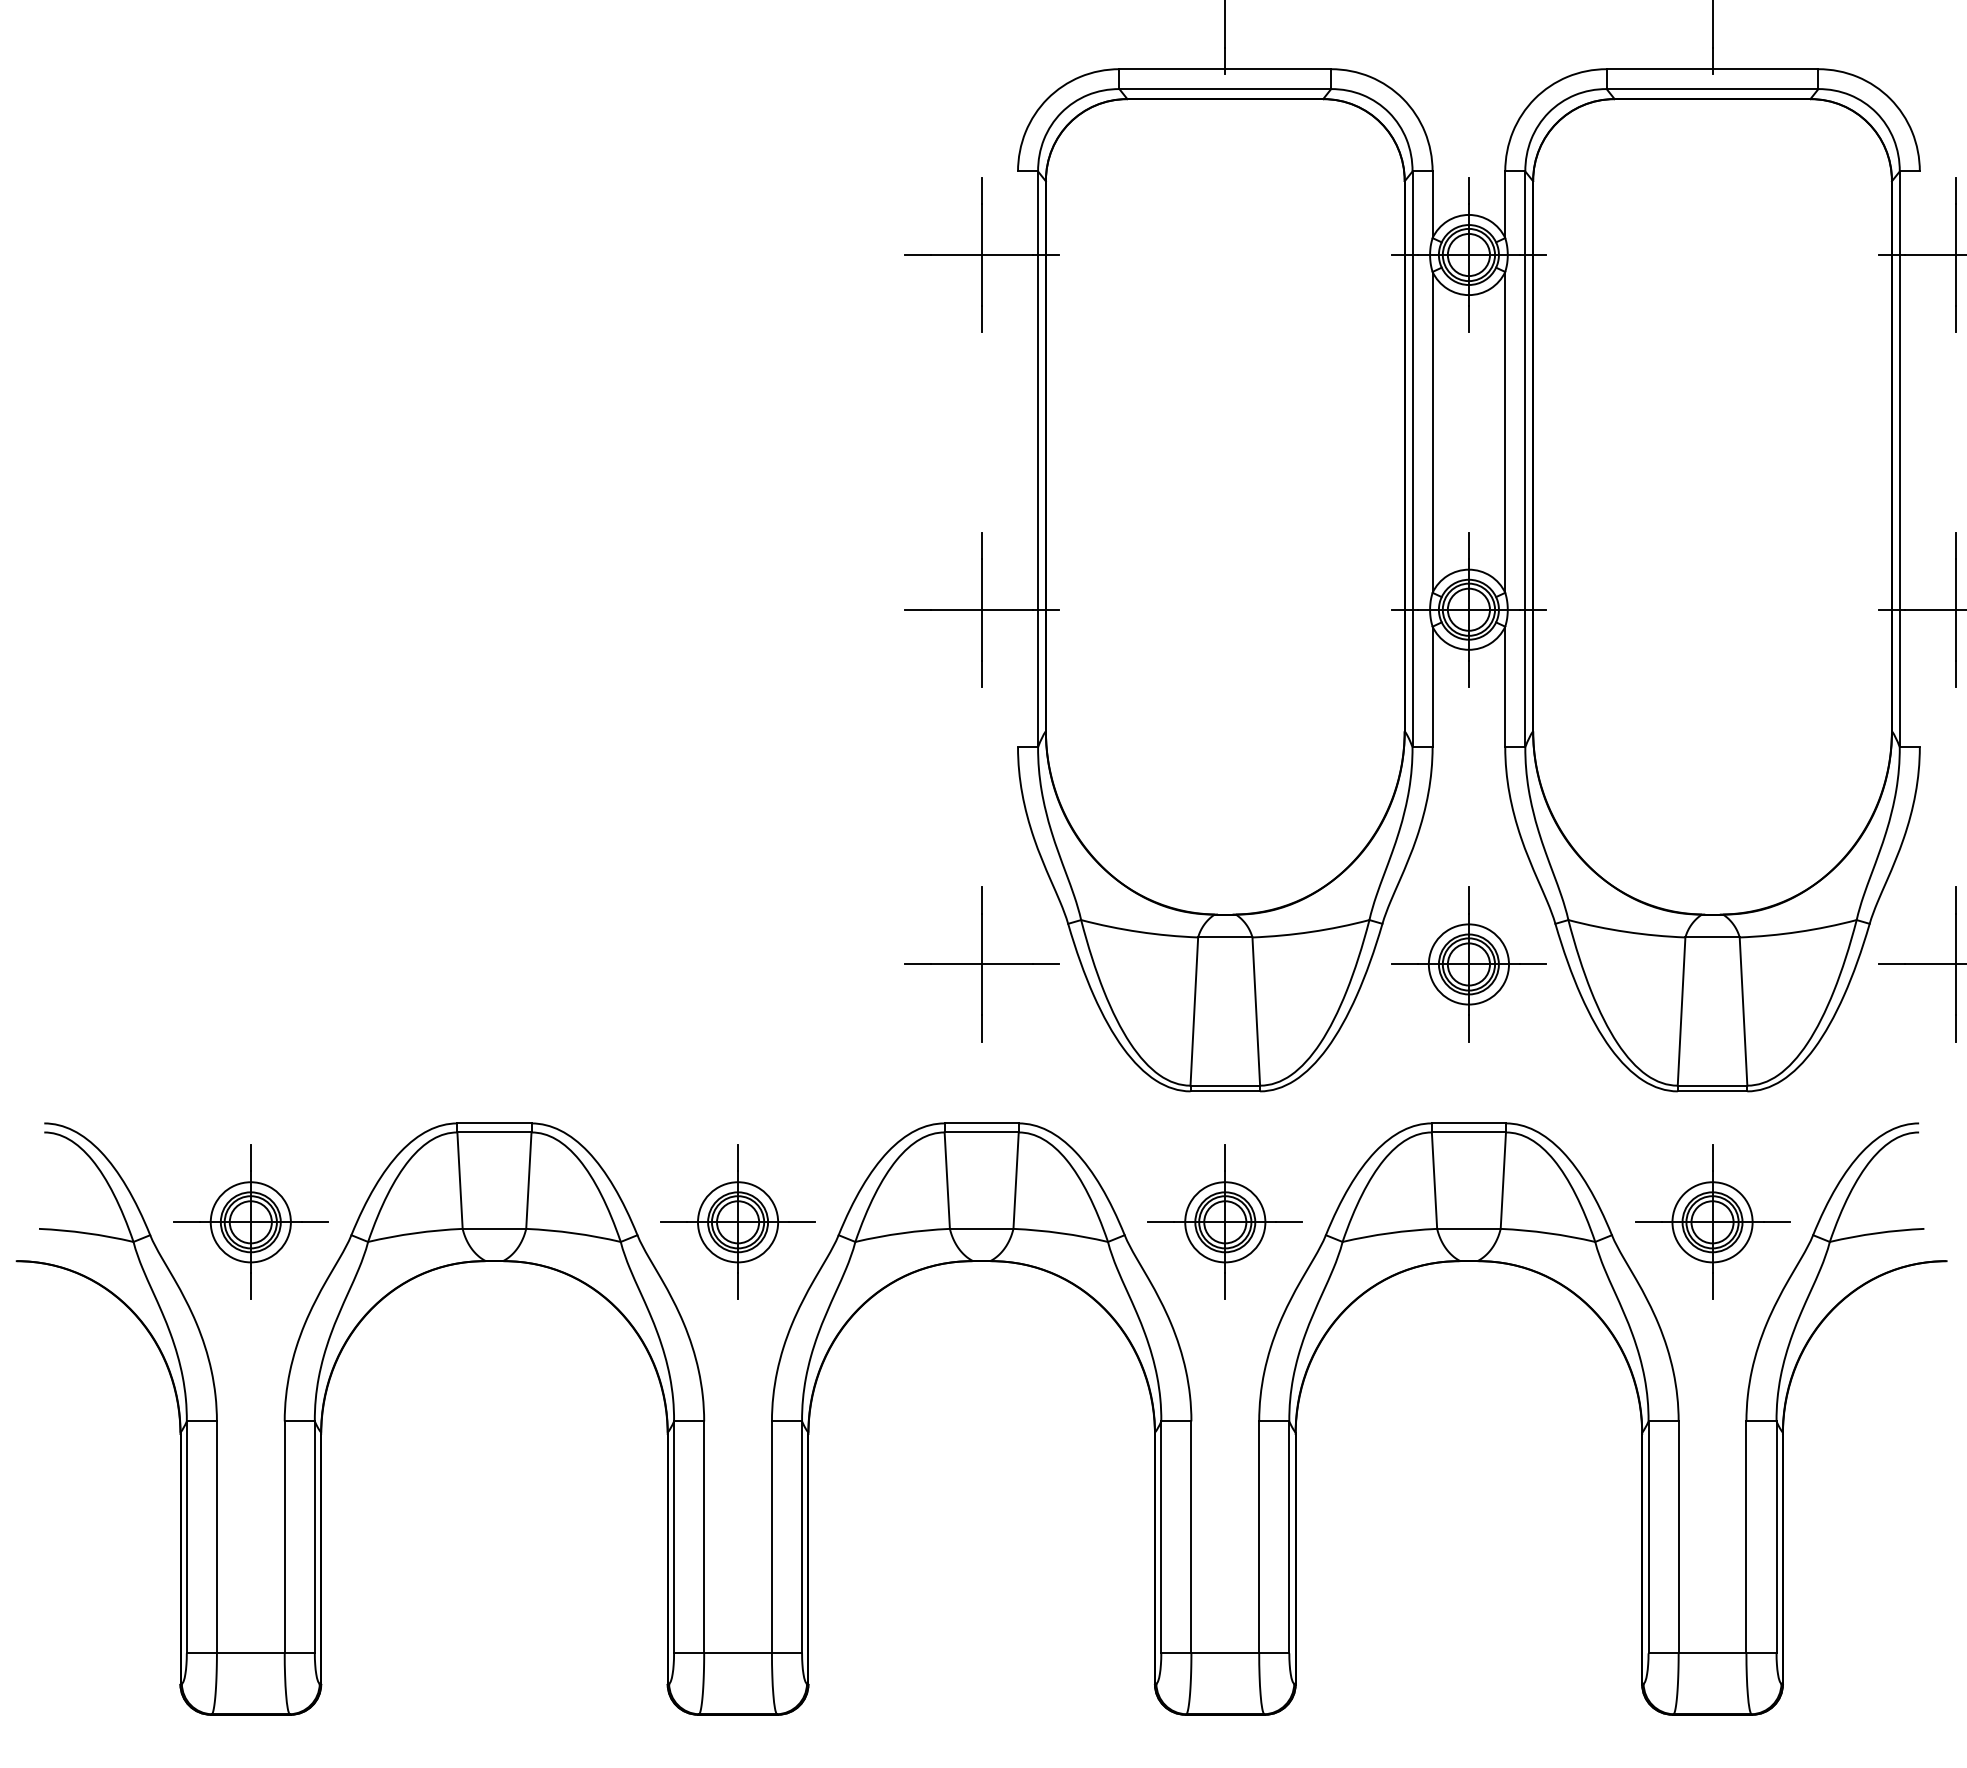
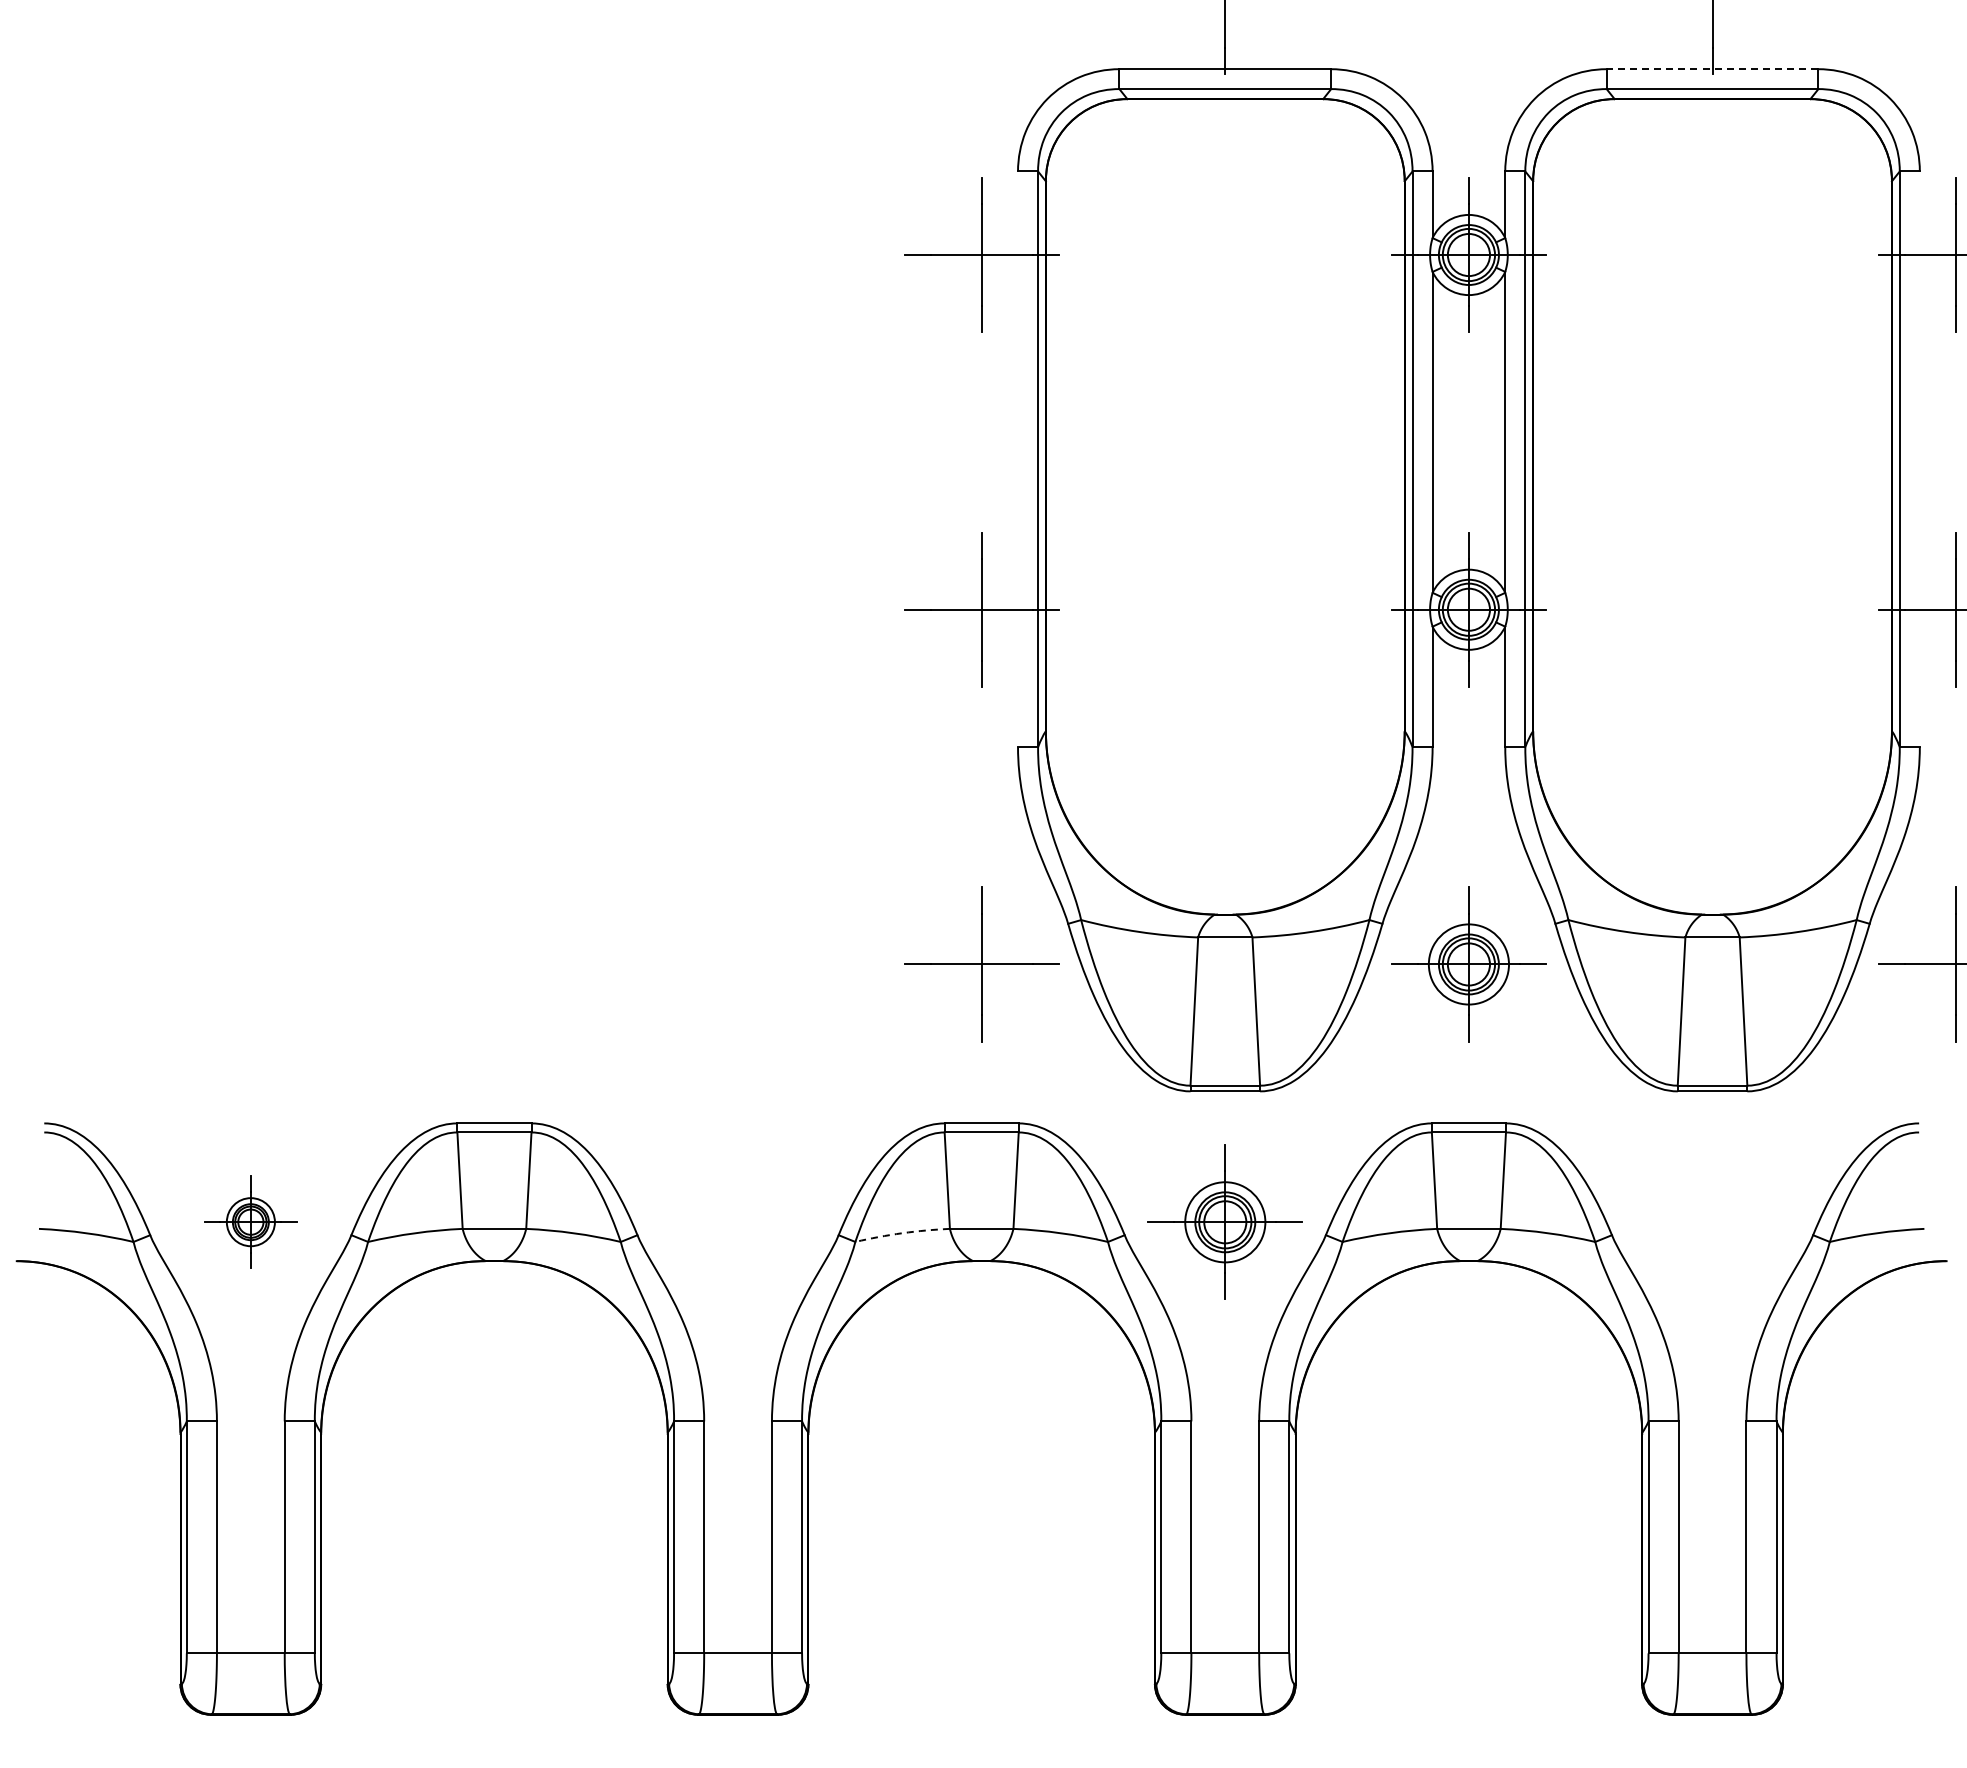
line: solid -> dashed (1712, 69)
part size: 156x156 px -> 94x94 px (250, 1221)
part: present -> none (737, 1221)
part: present -> none (1712, 1221)
arc: solid -> dashed (902, 1233)
